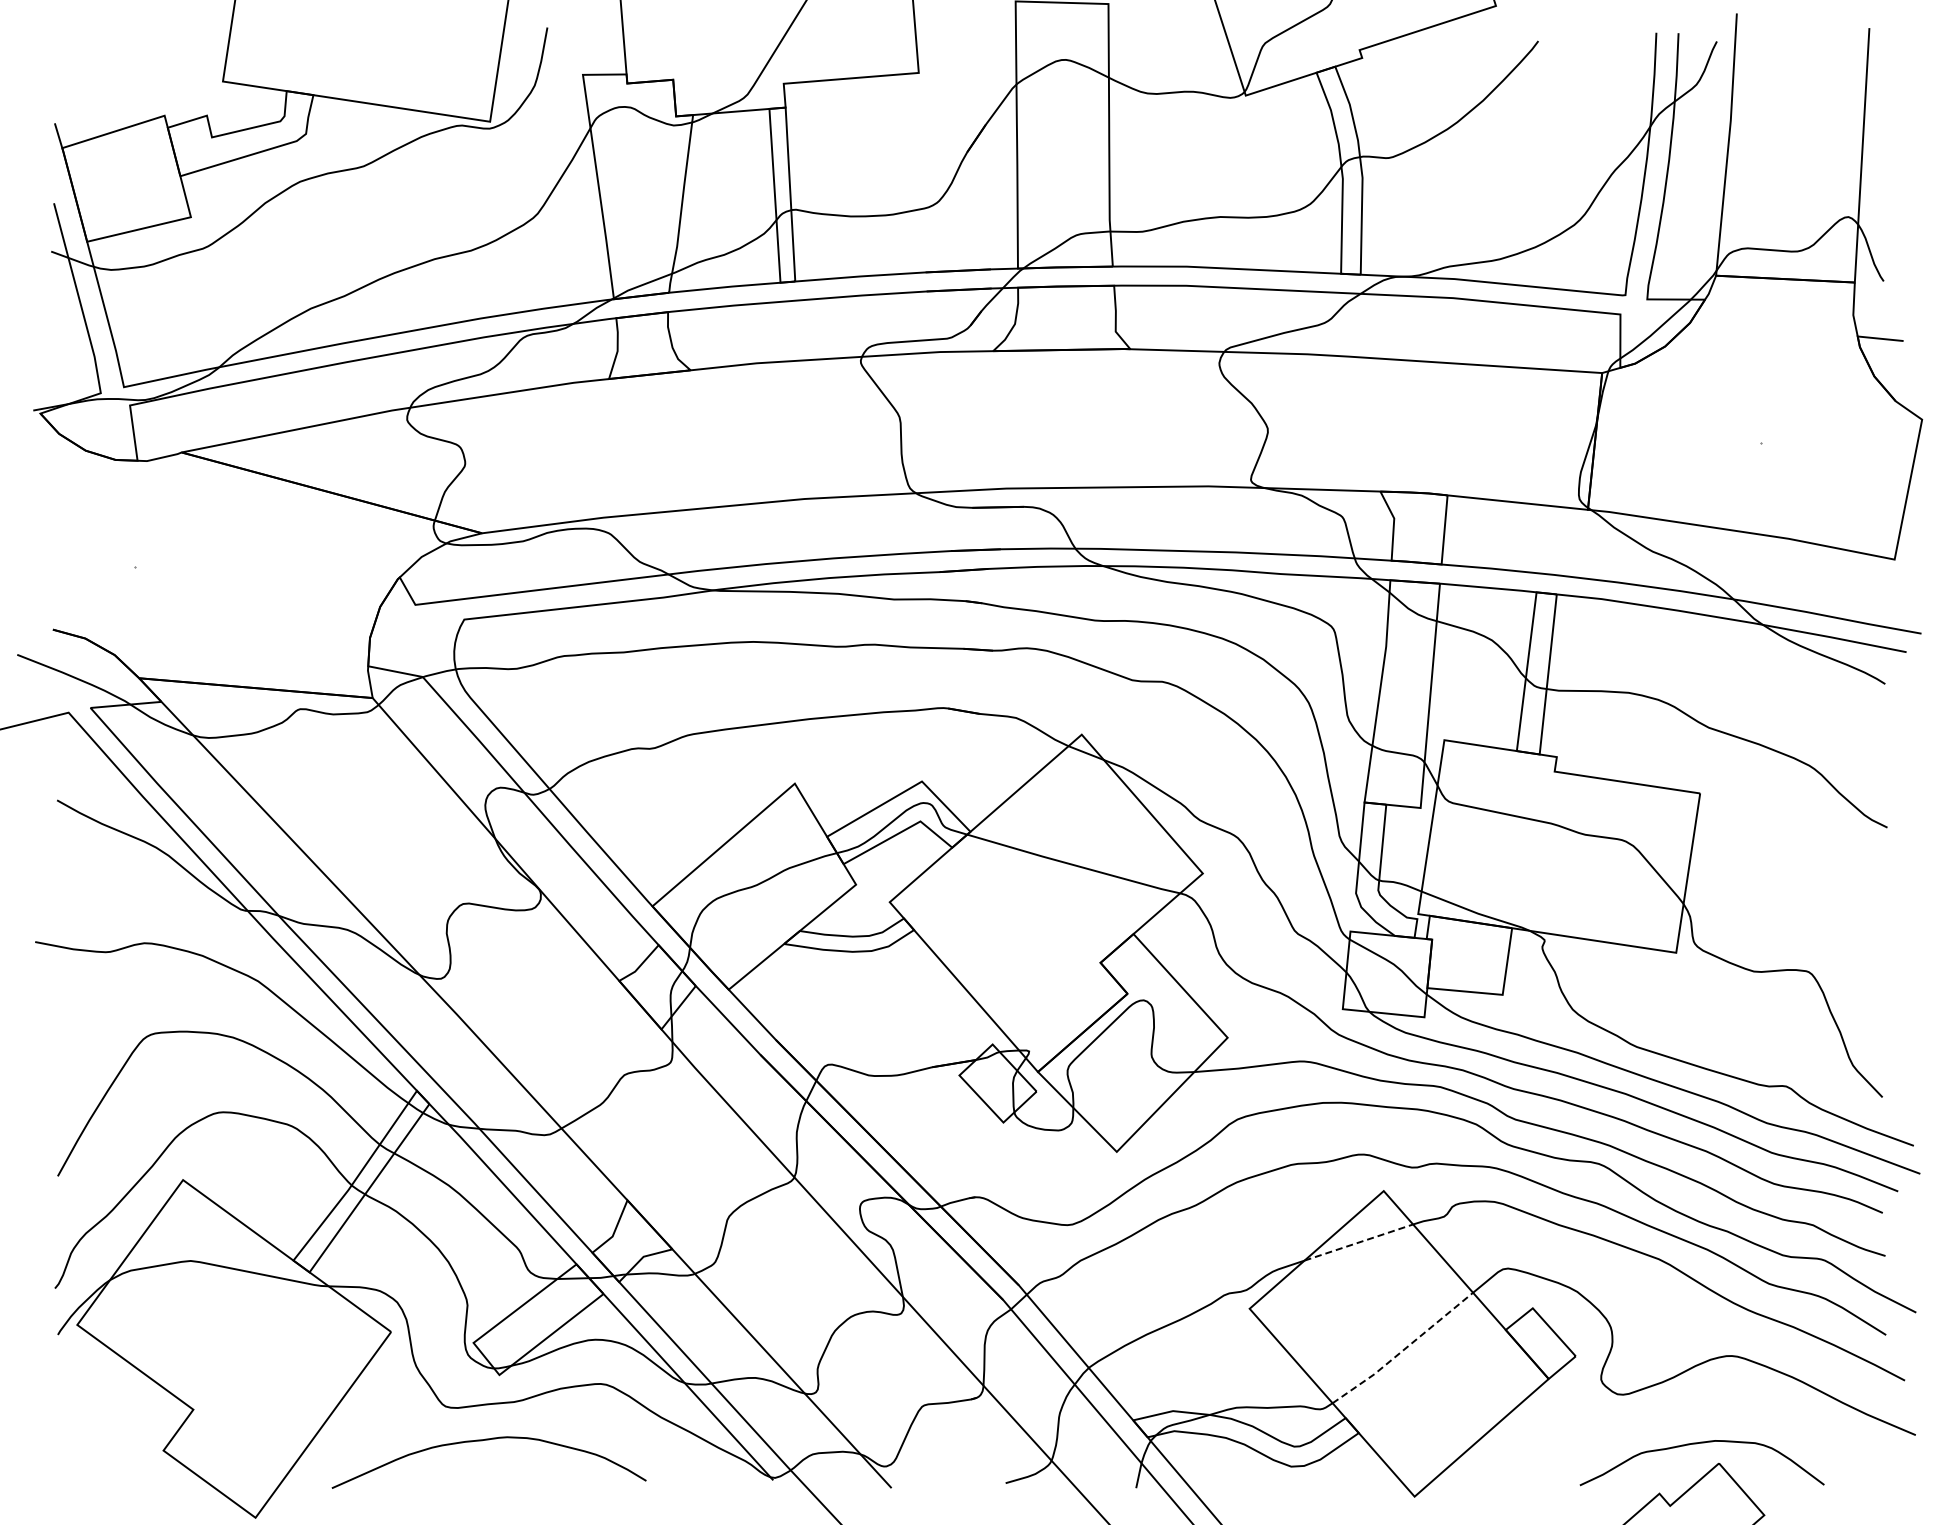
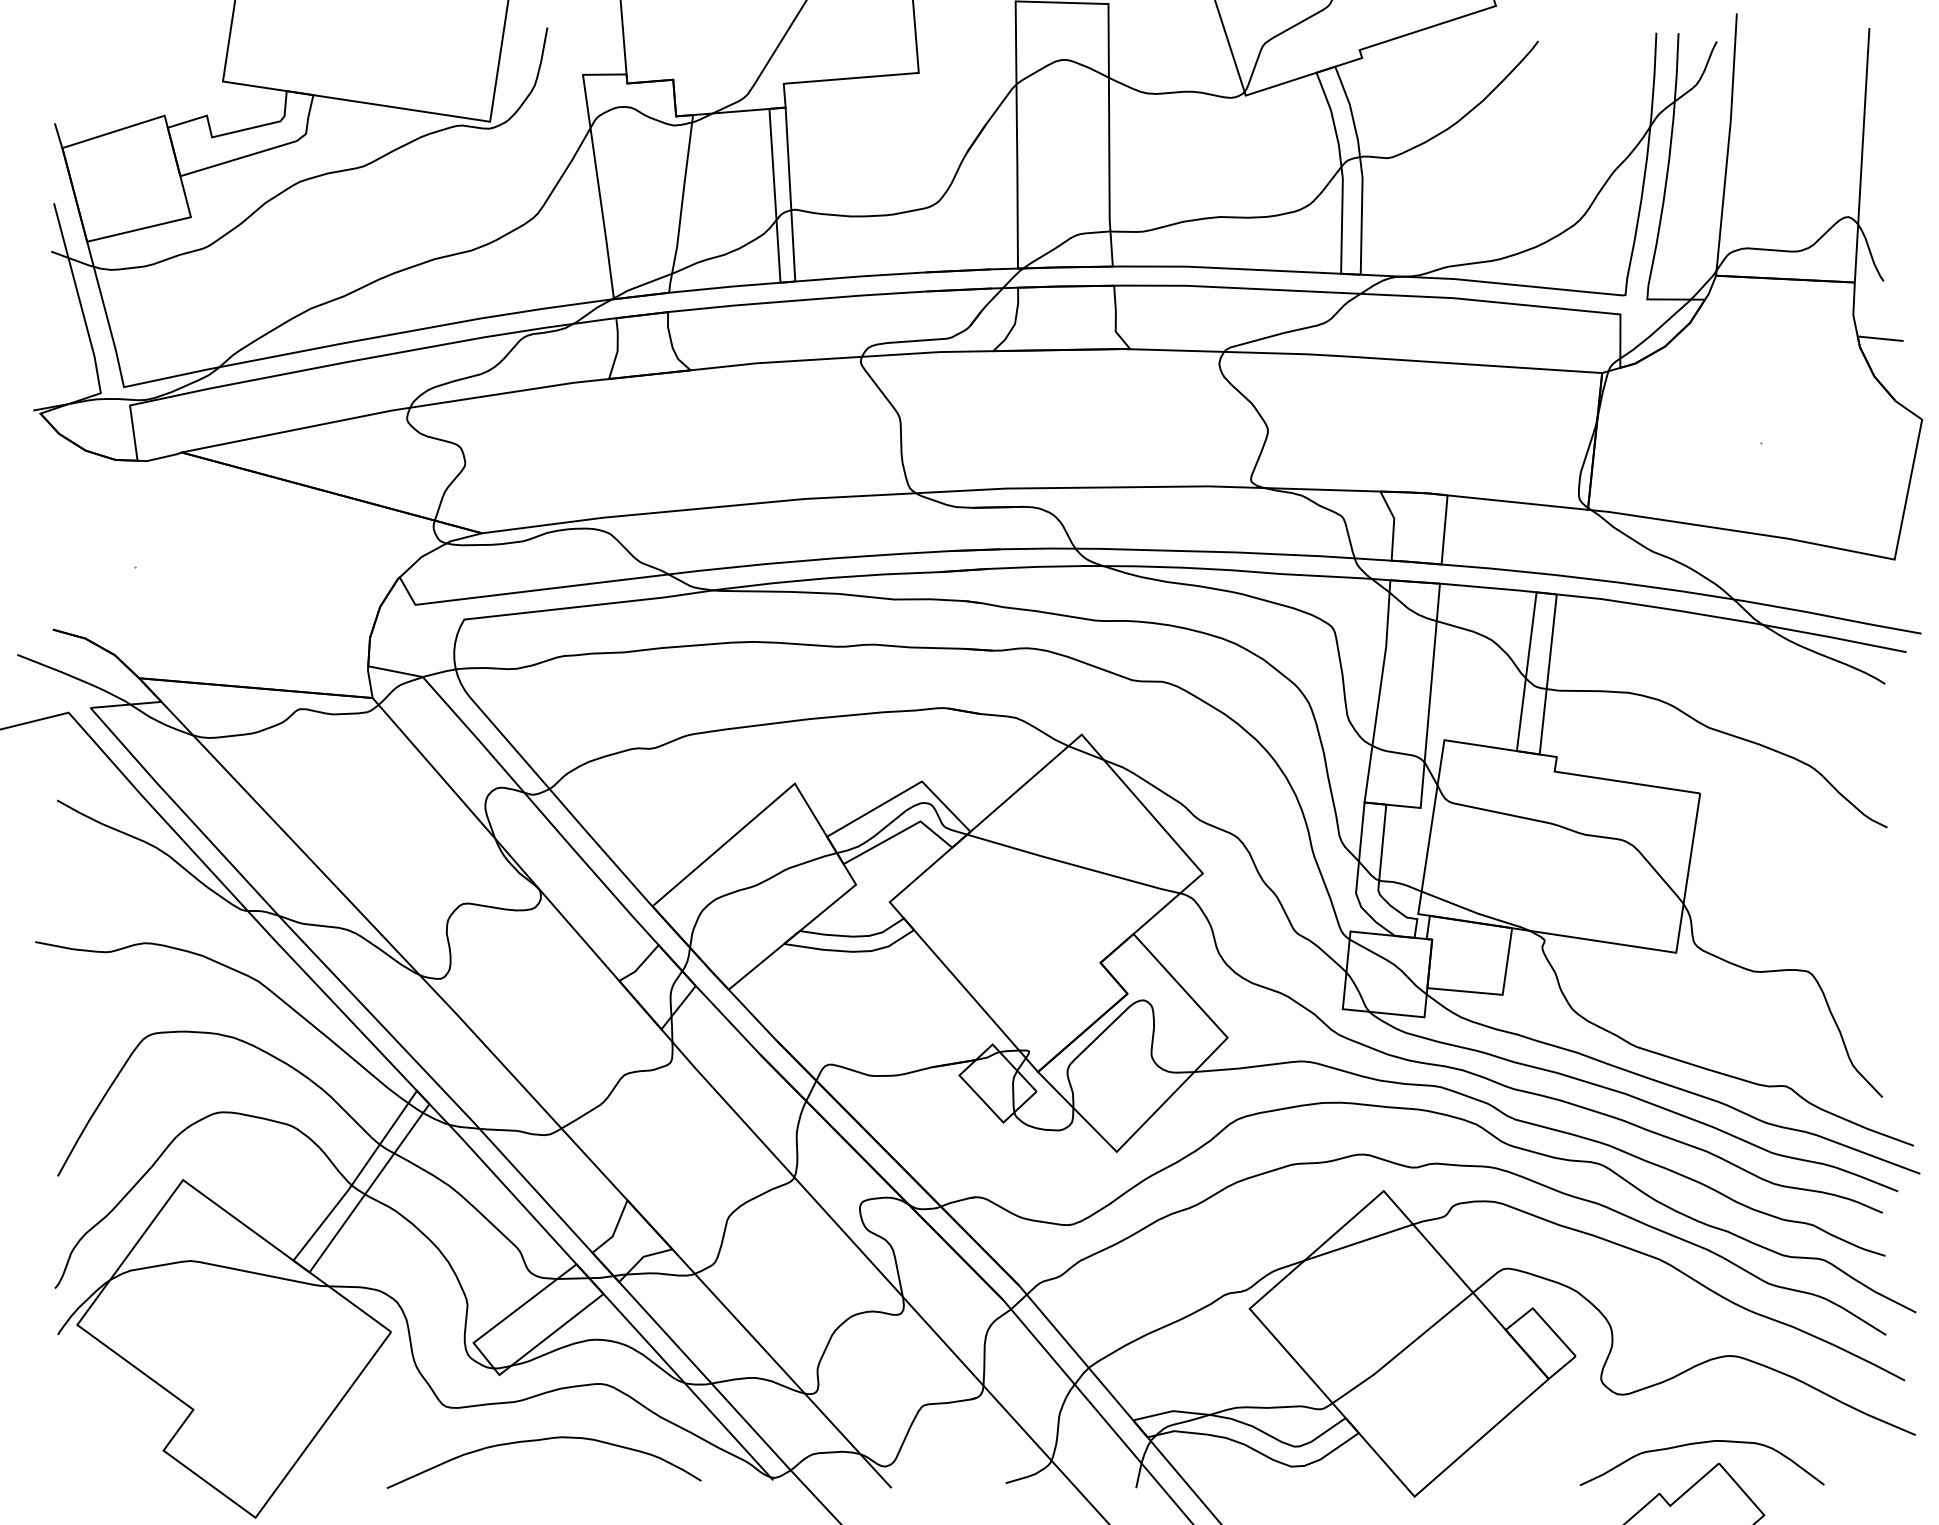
line: dashed -> solid (1359, 1242)
line: dashed -> solid (1404, 1349)
curve position: (482, 1441) -> (537, 1441) (537, 1441)
